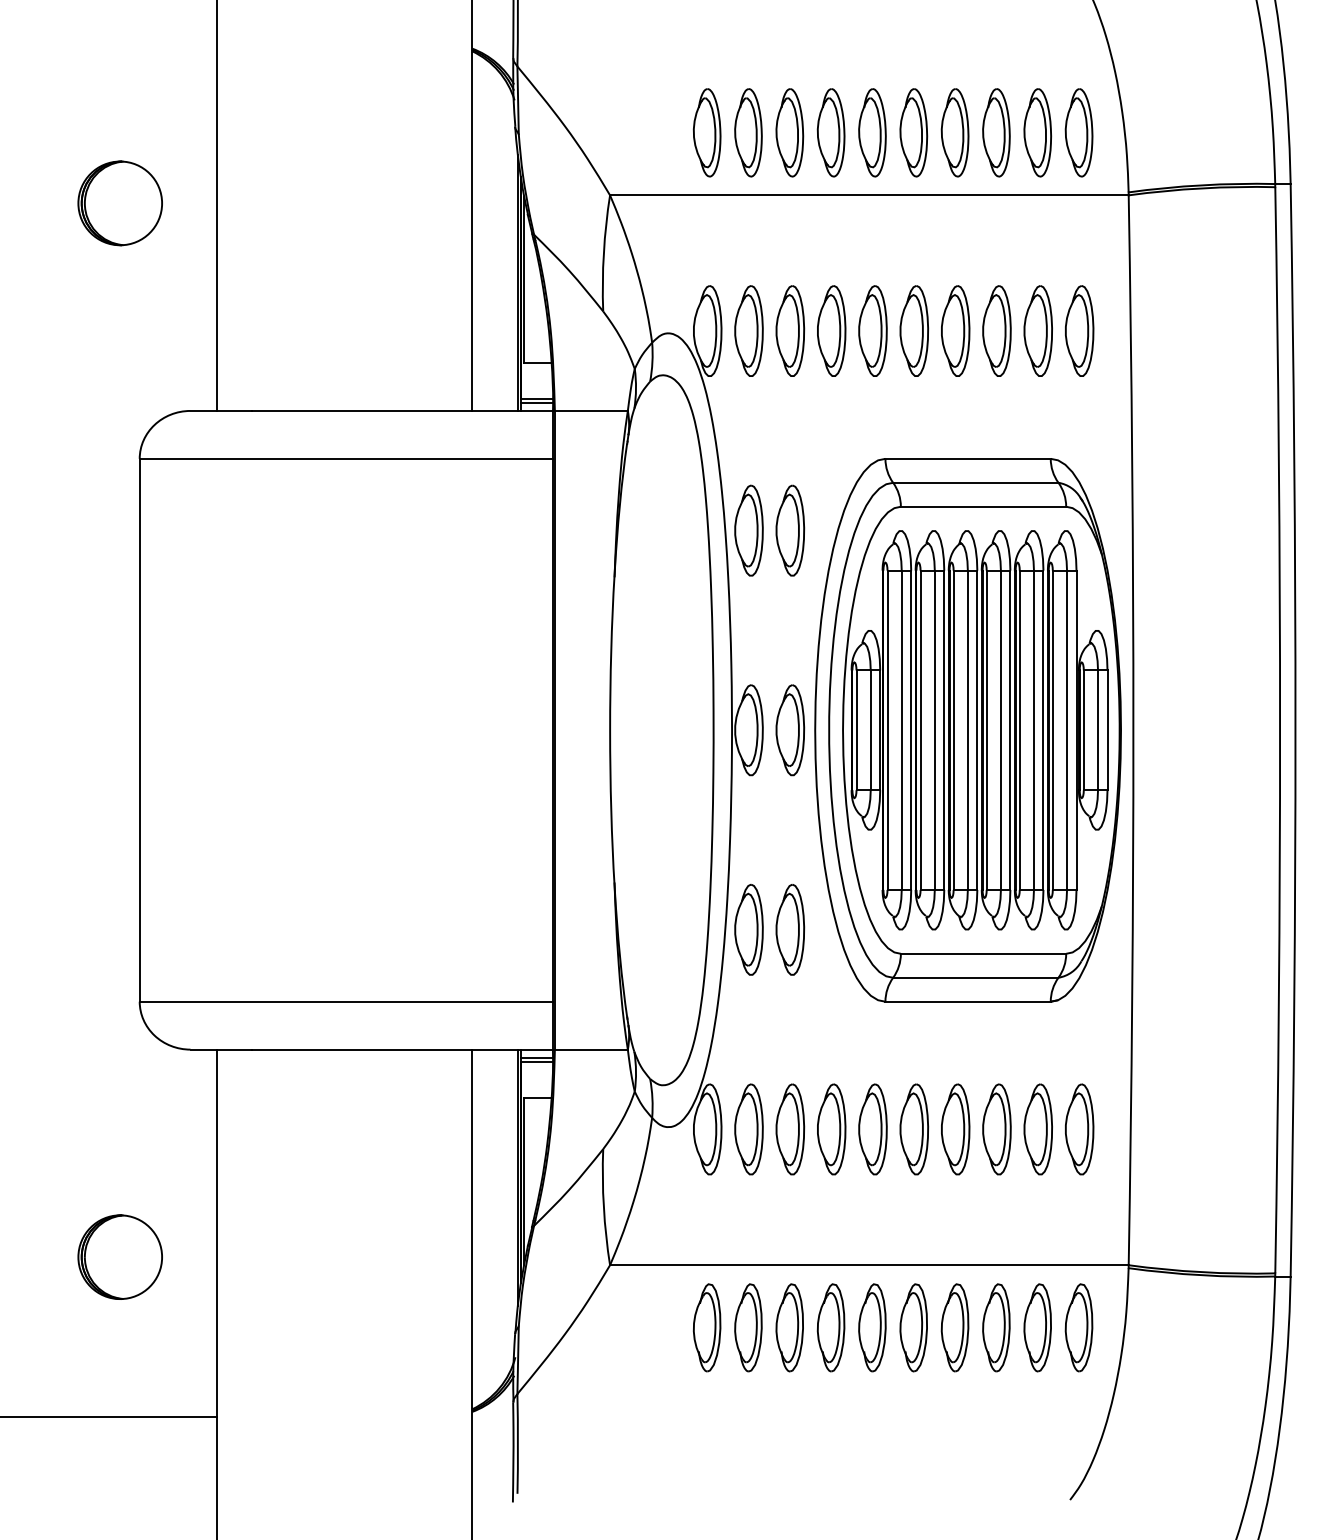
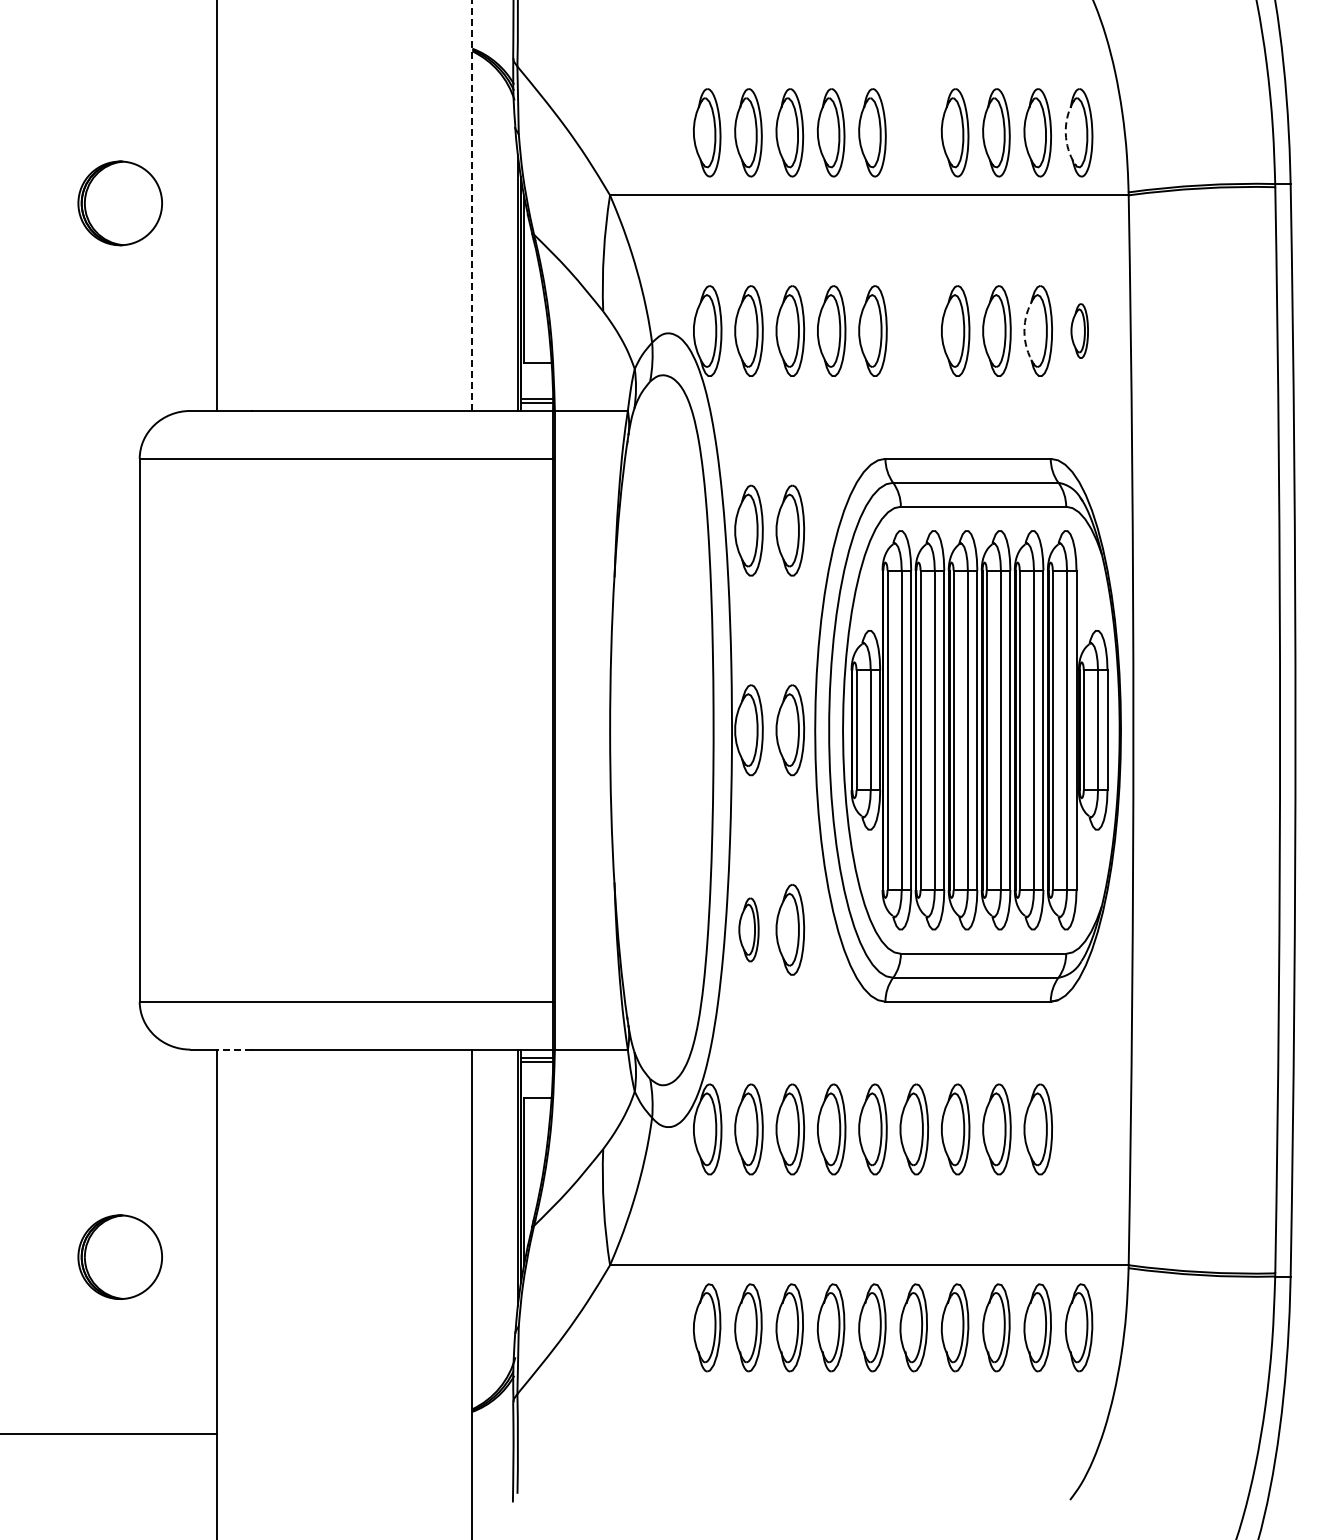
part: present -> none (913, 132)
arc: solid -> dashed (1065, 133)
line: solid -> dashed (472, 205)
part: present -> none (913, 330)
part size: 30x92 px -> 19x56 px (1079, 330)
arc: solid -> dashed (1024, 331)
part size: 30x92 px -> 22x66 px (748, 929)
line: solid -> dashed (234, 1049)
part: present -> none (1079, 1129)
line position: (109, 1416) -> (109, 1433) (109, 1433)
